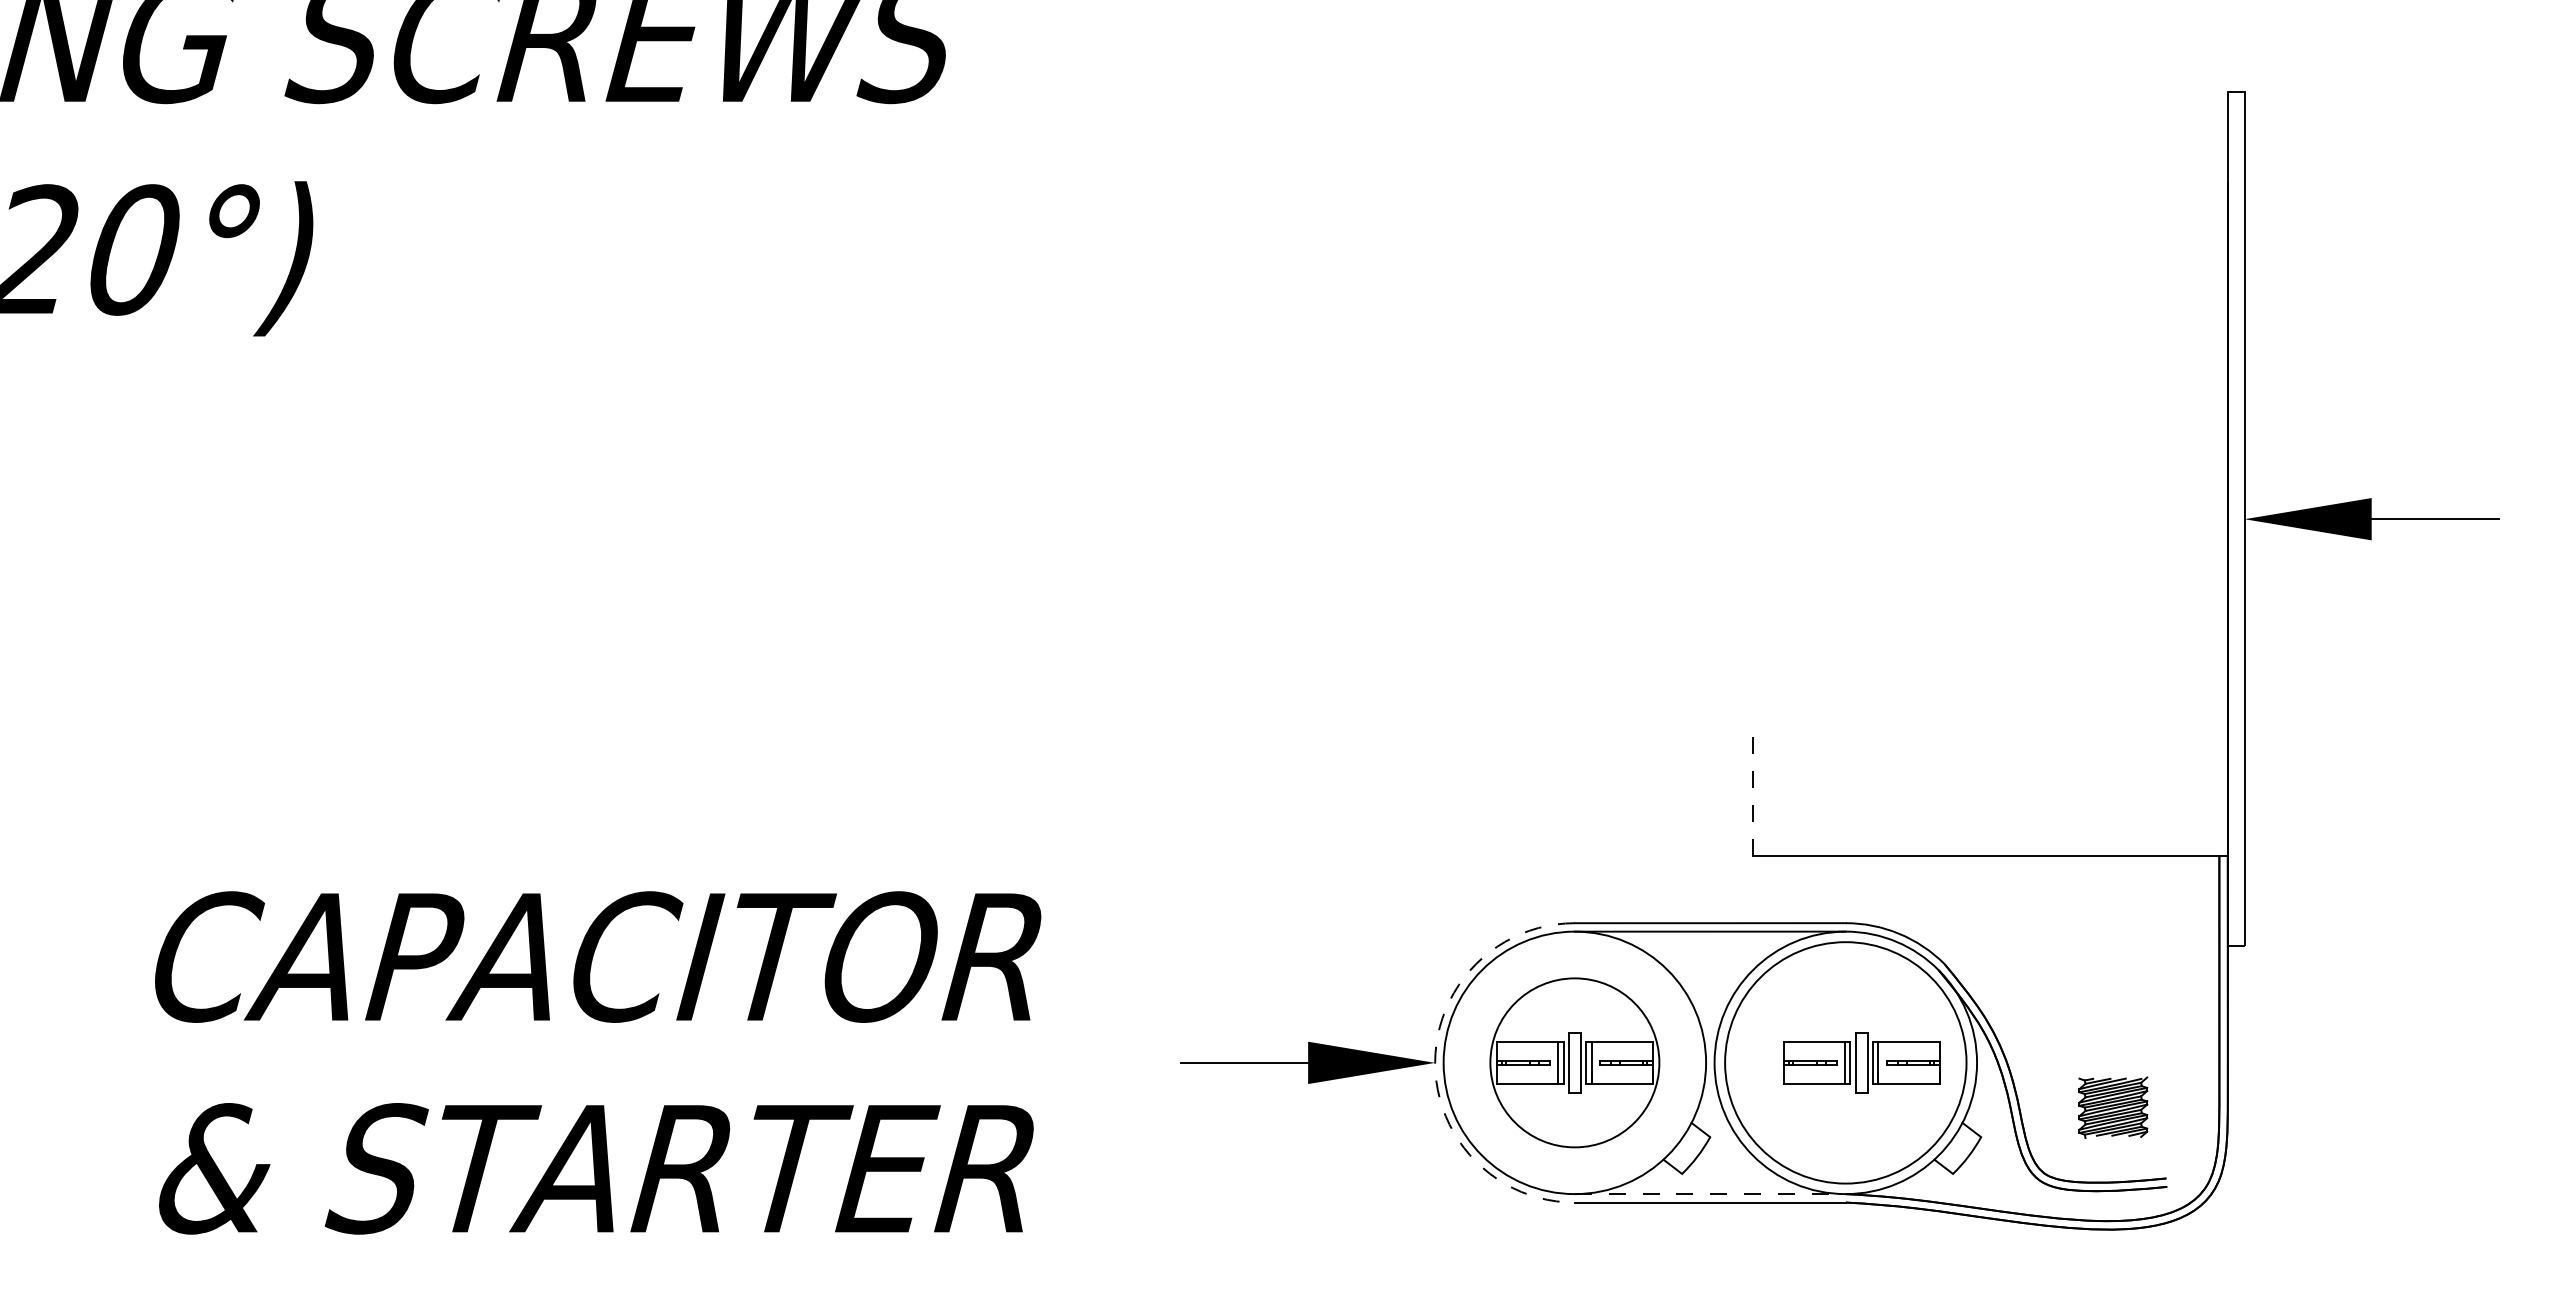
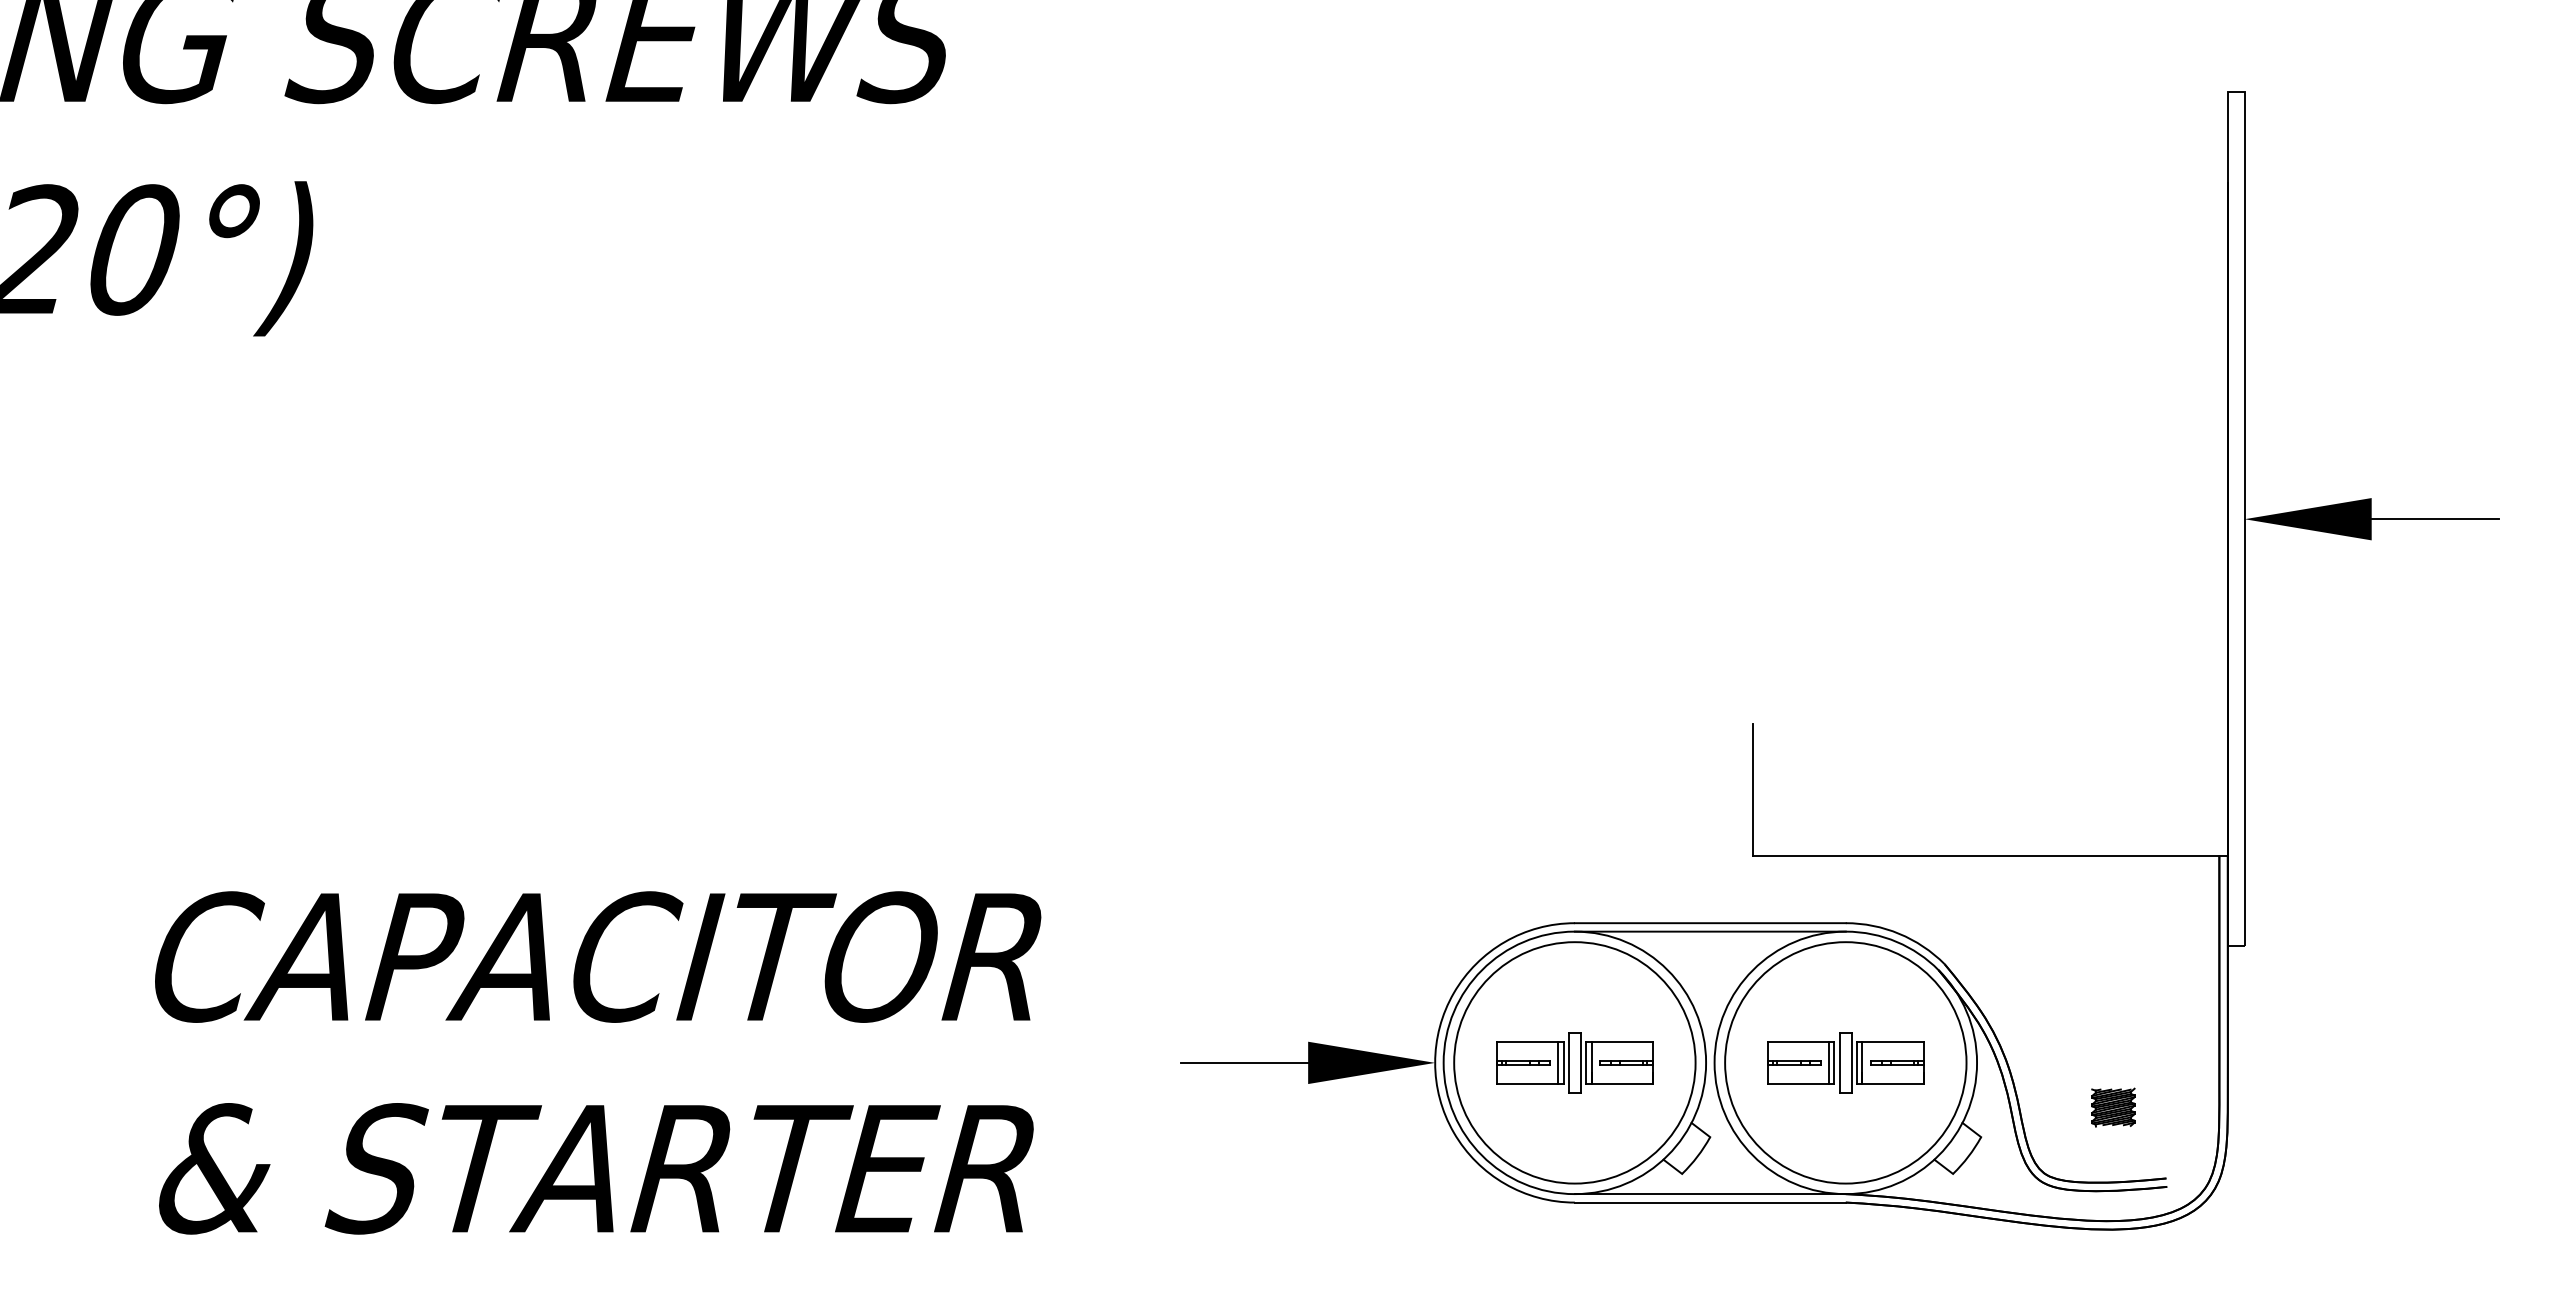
line: dashed -> solid (1752, 790)
arc: dashed -> solid (1435, 1062)
circle diameter: 169 px -> 241 px (1574, 1062)
part position: (1861, 1062) -> (1845, 1062) (1845, 1062)
part size: 71x63 px -> 45x41 px (2113, 1107)
line: dashed -> solid (1710, 1194)
